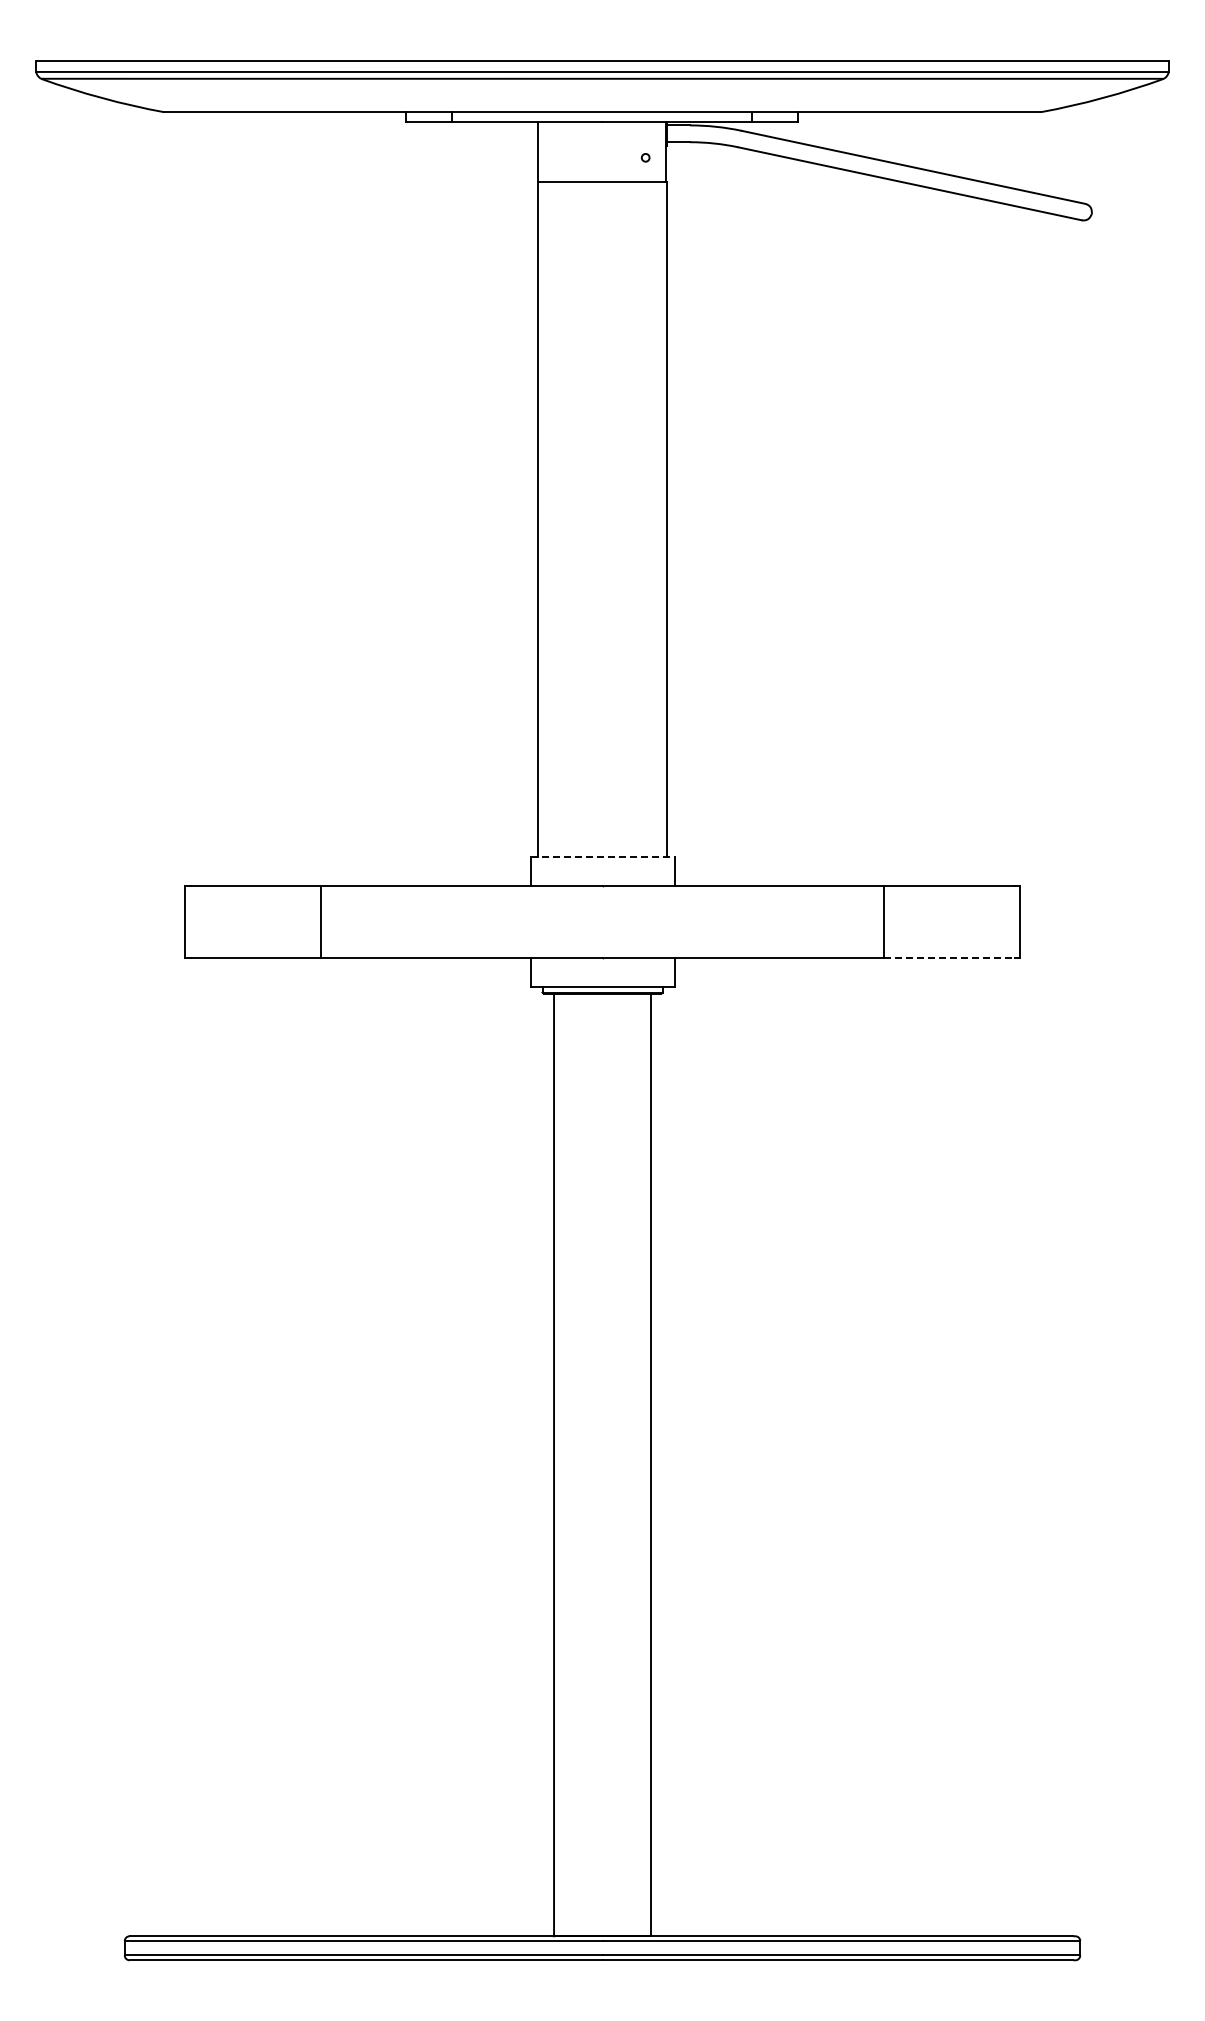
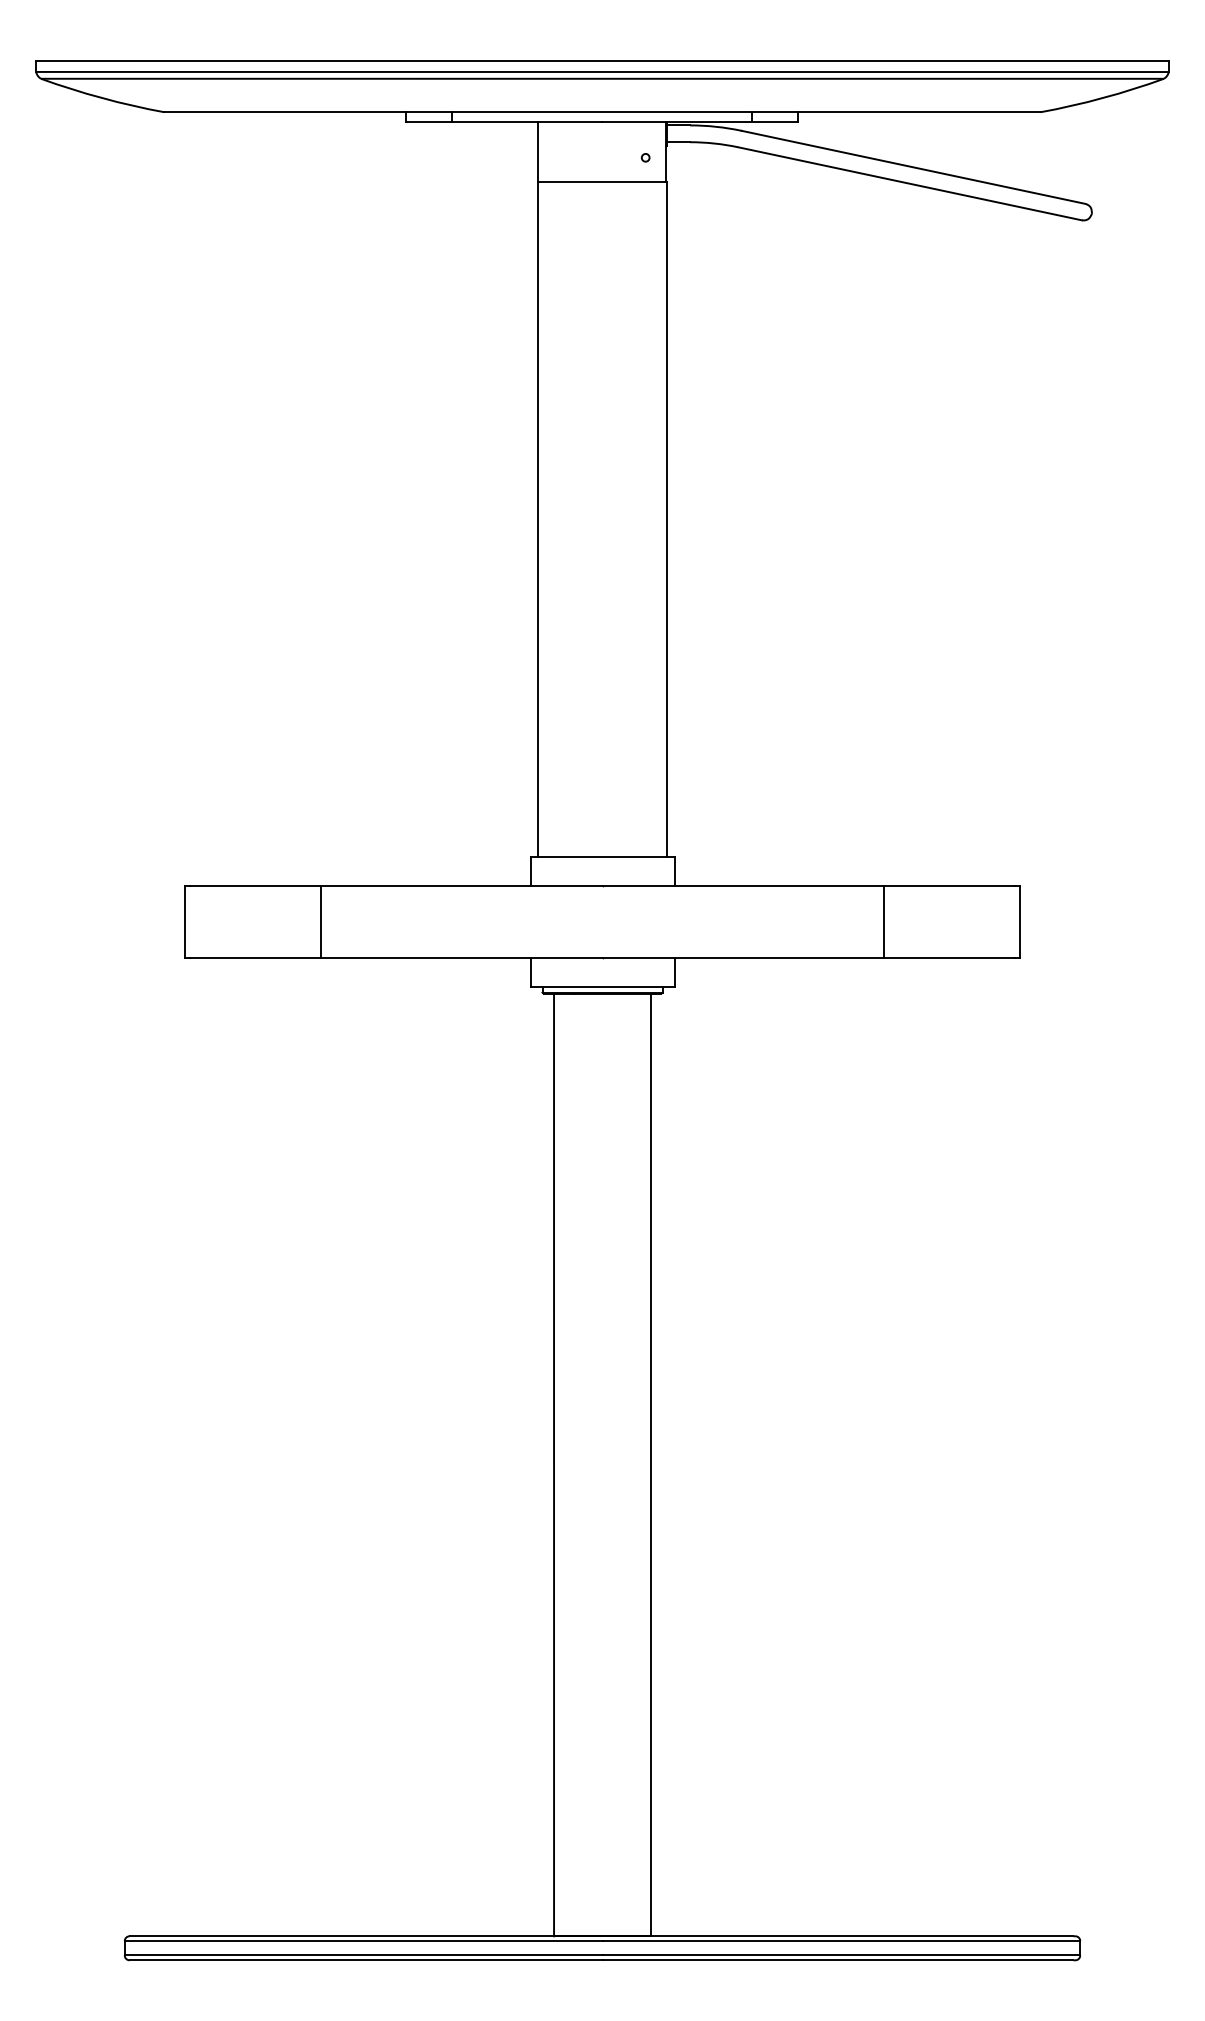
line: dashed -> solid (602, 856)
line: dashed -> solid (949, 957)
